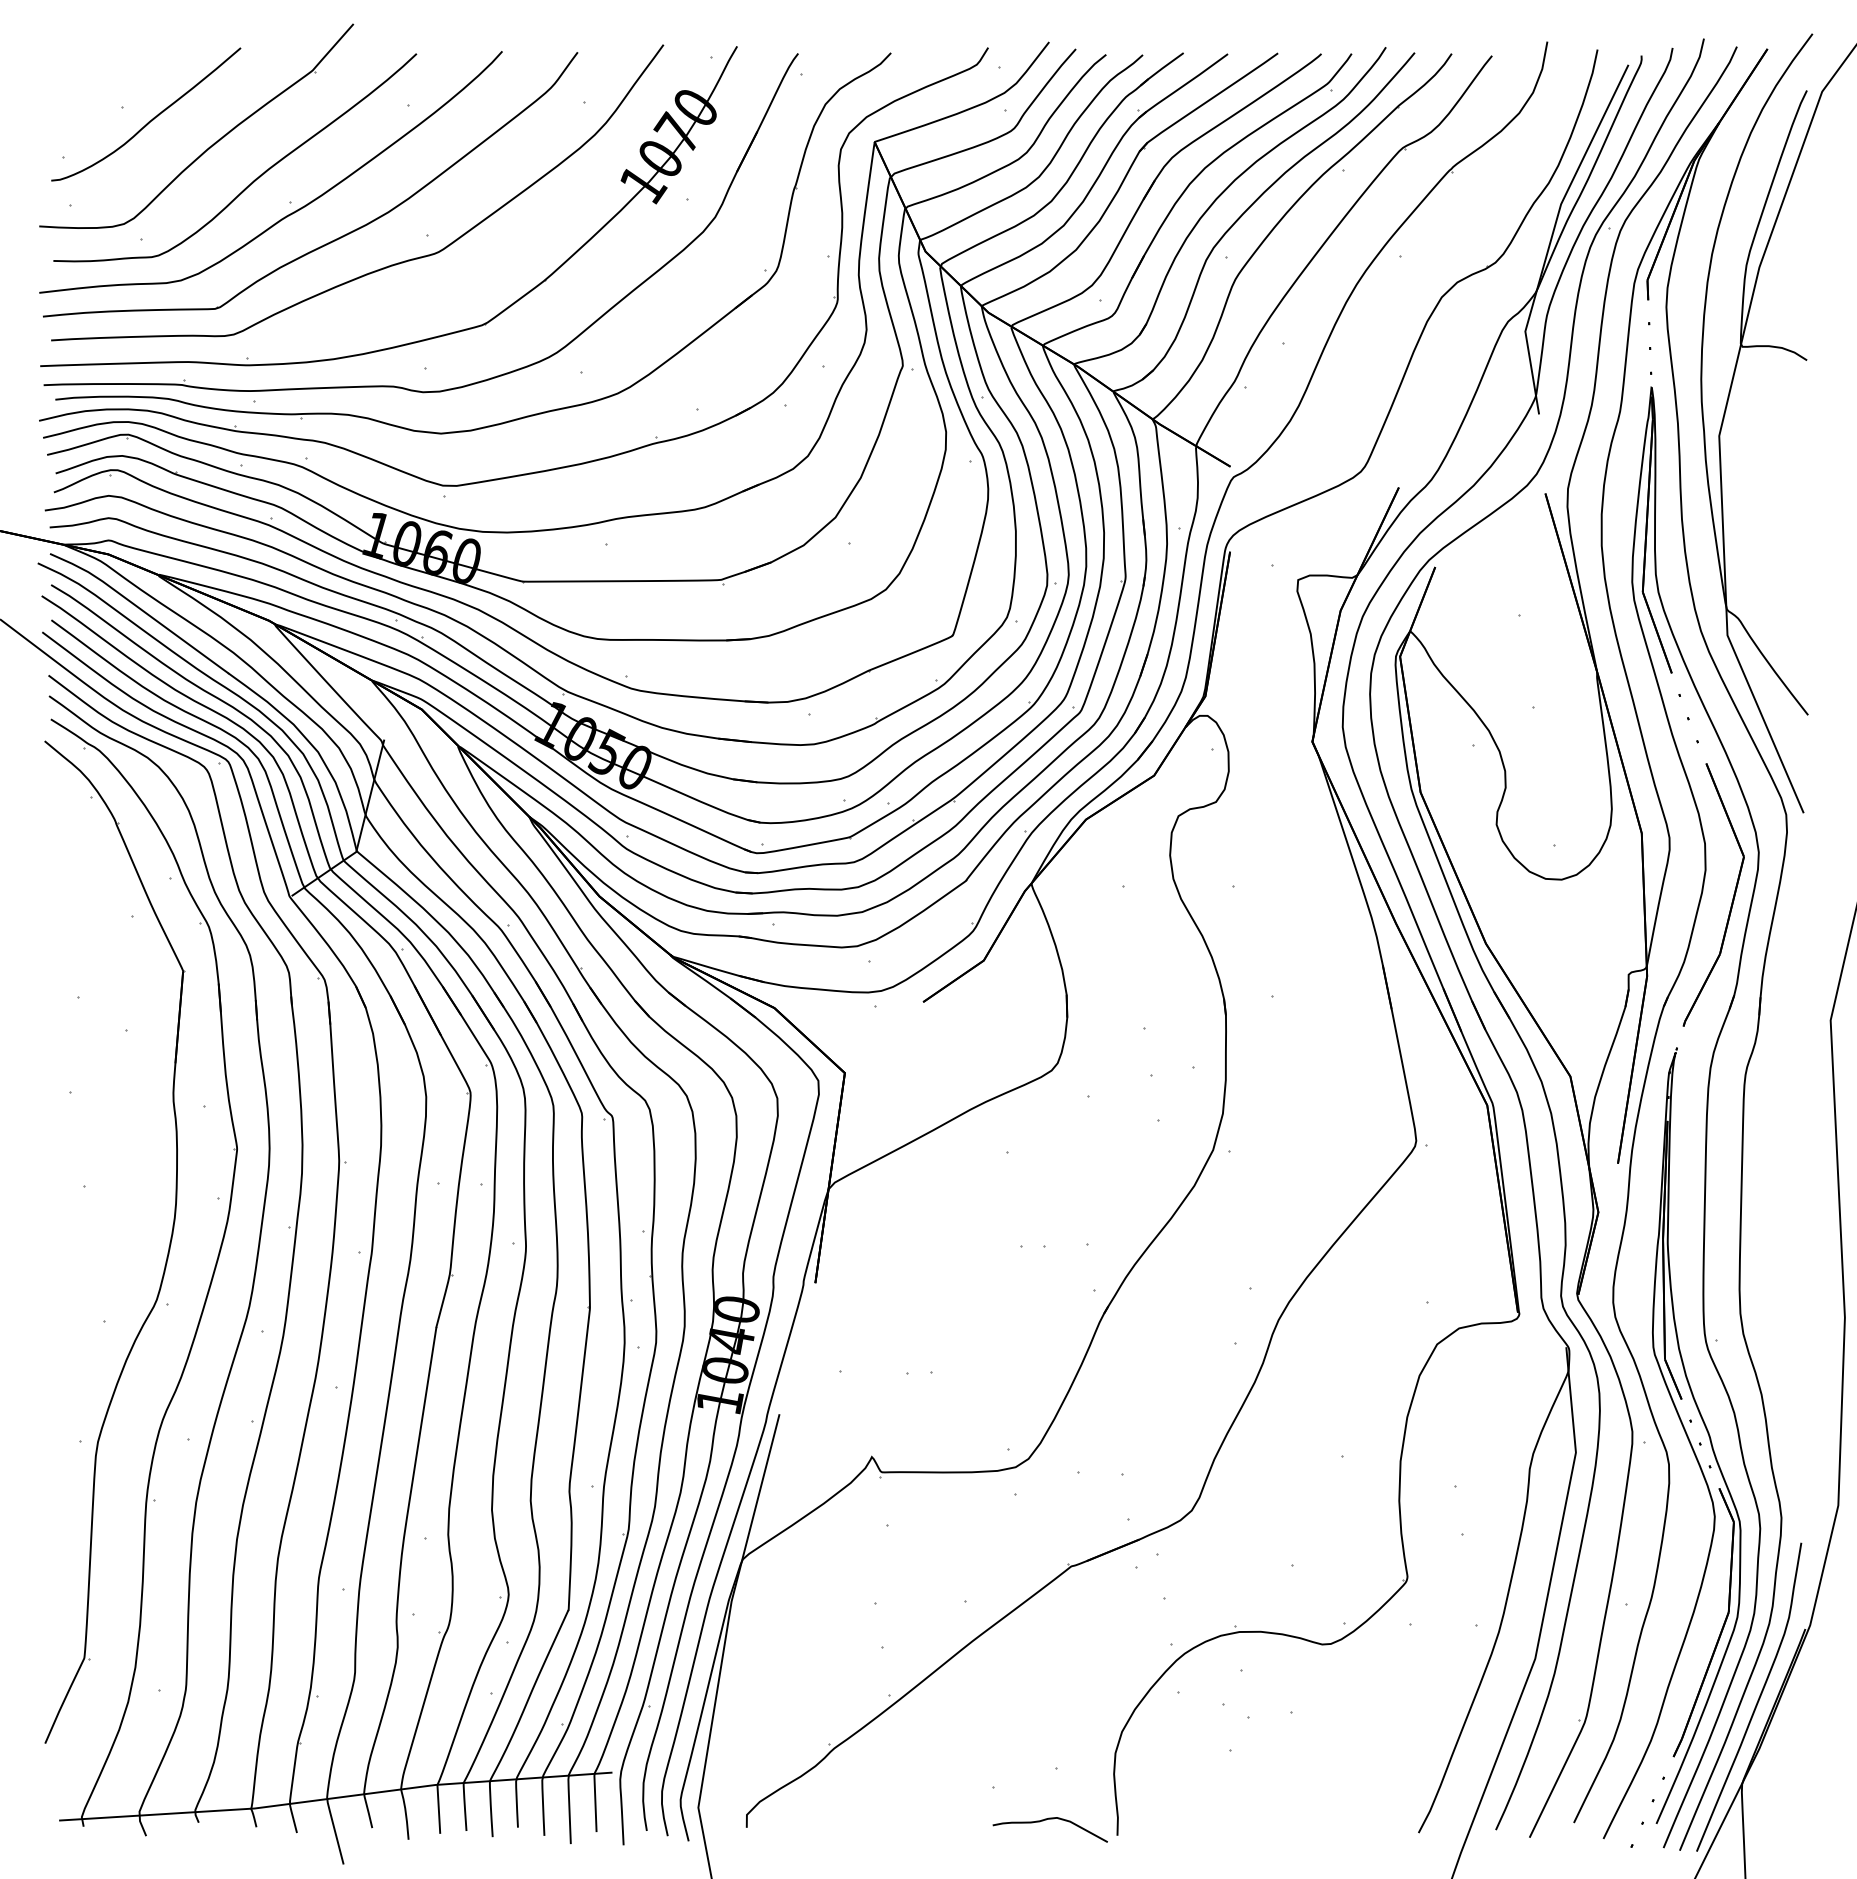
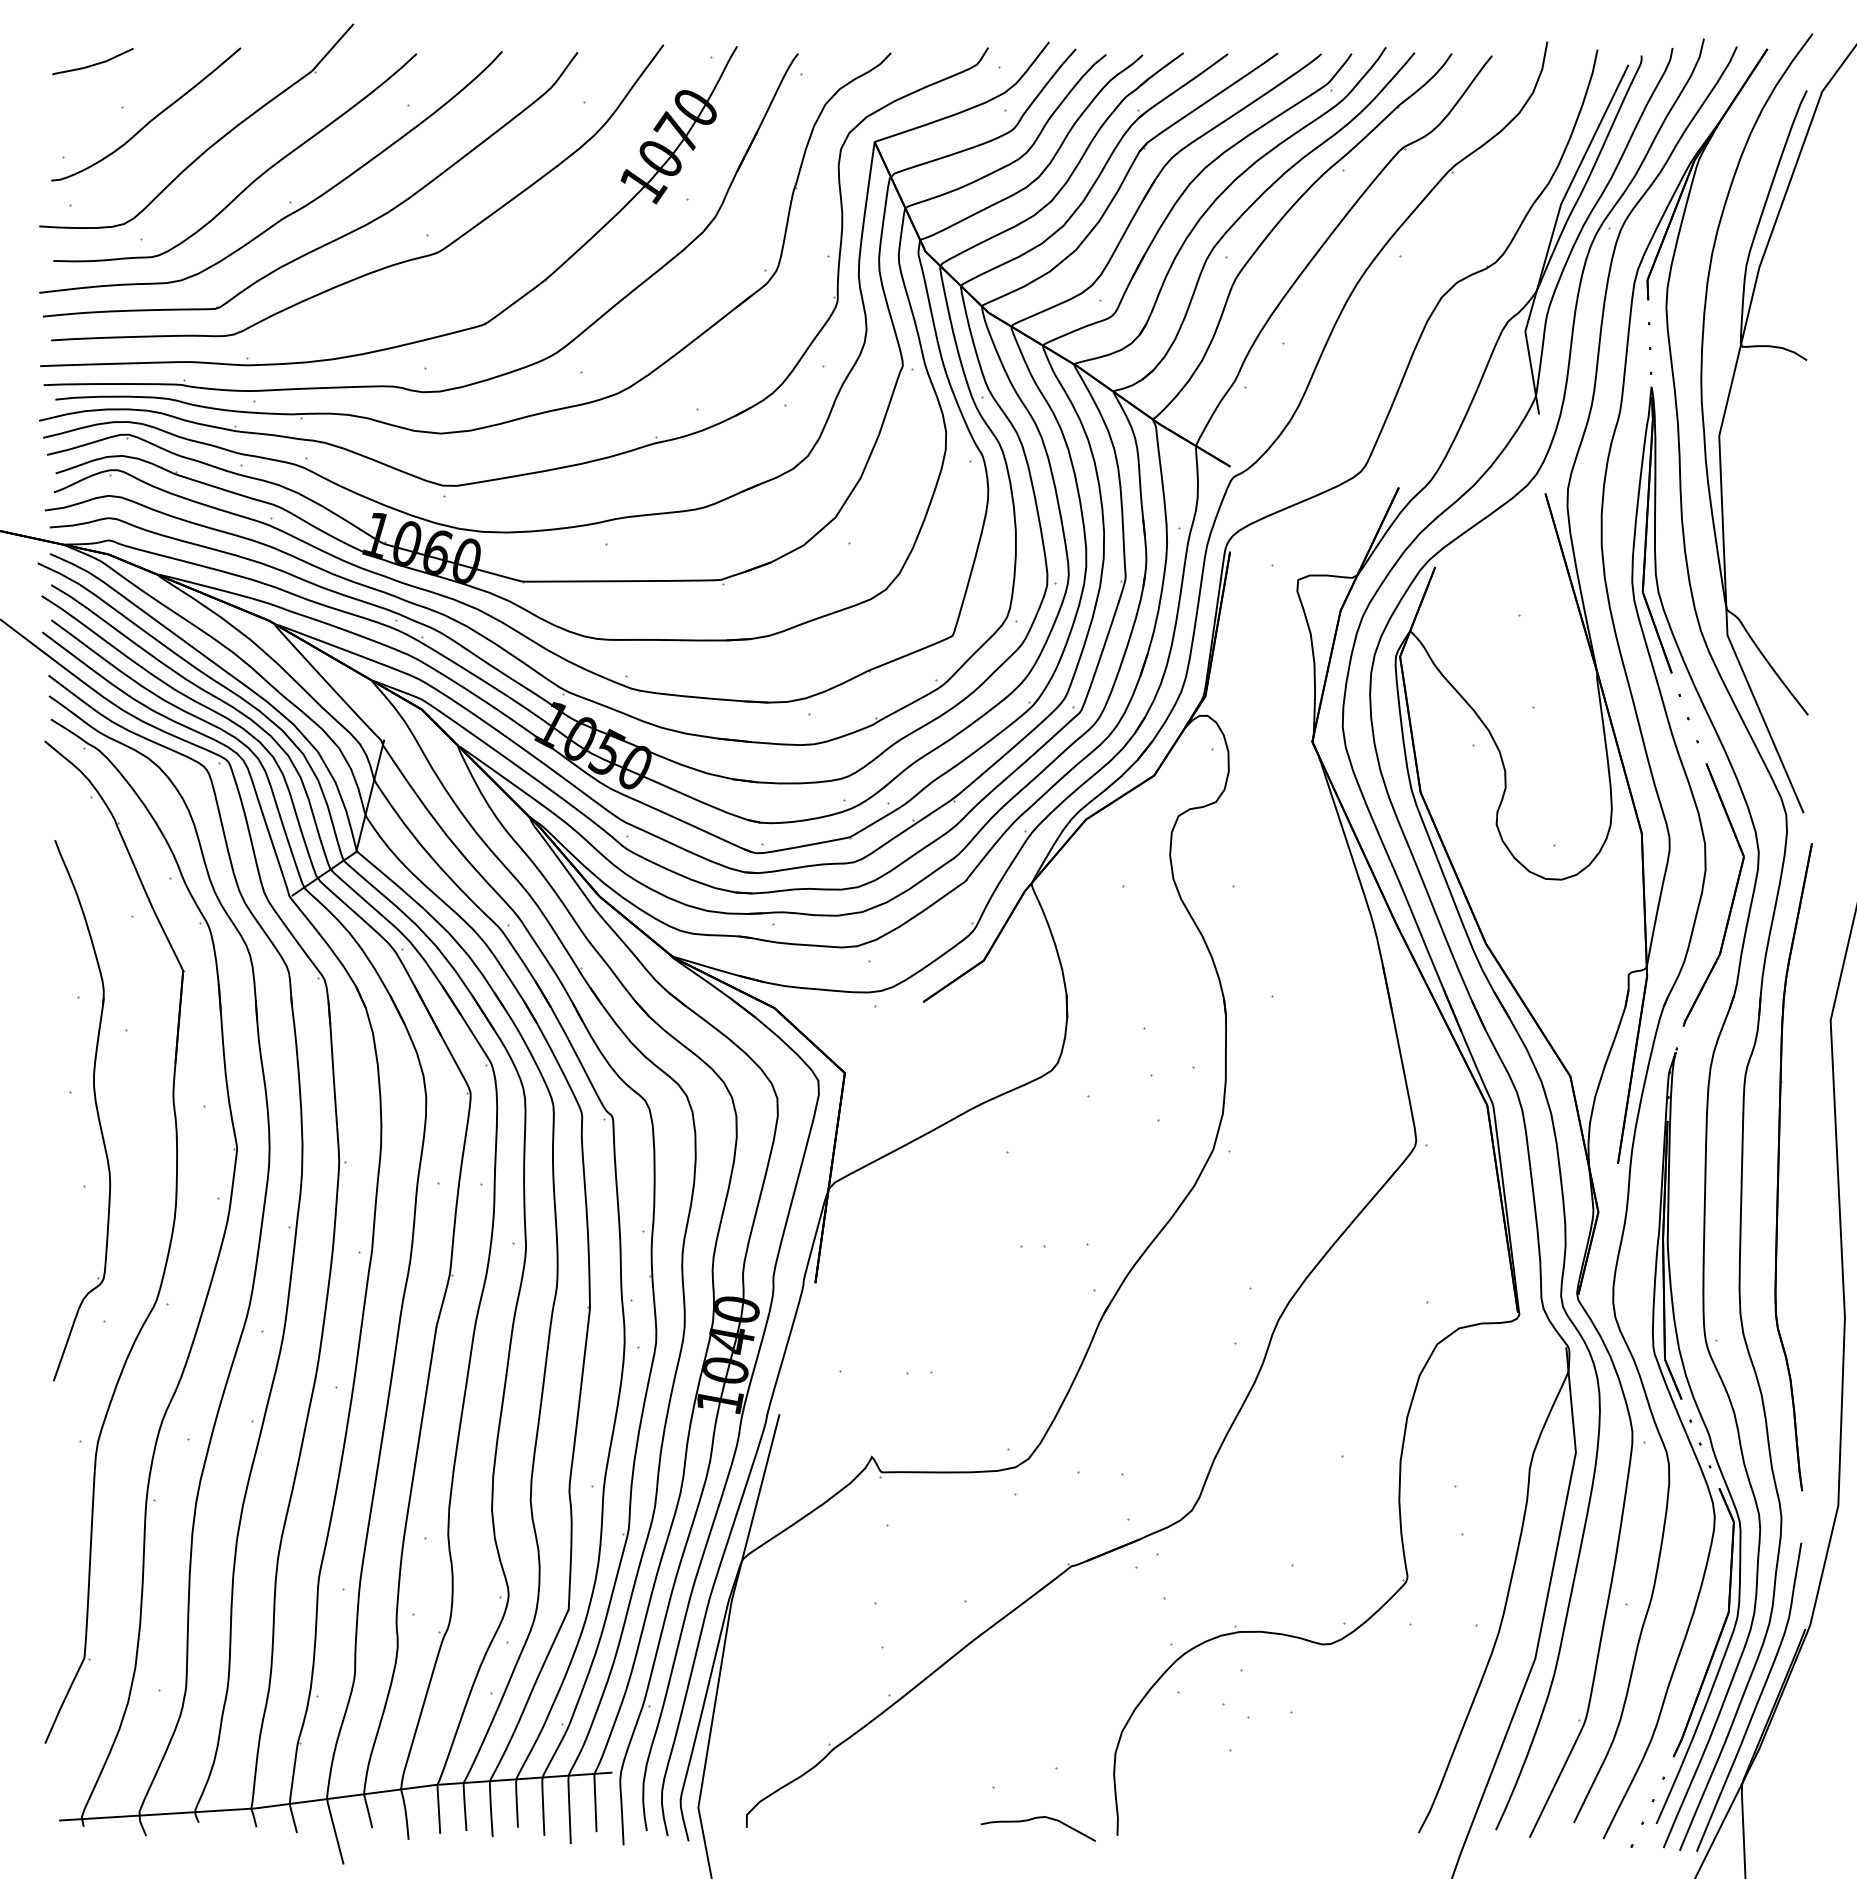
curve: none -> present (94, 63)
part: none -> present (95, 1107)
part: none -> present (1779, 1167)
curve position: (1046, 1820) -> (1034, 1819) (1034, 1819)
